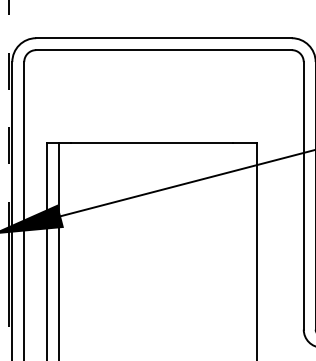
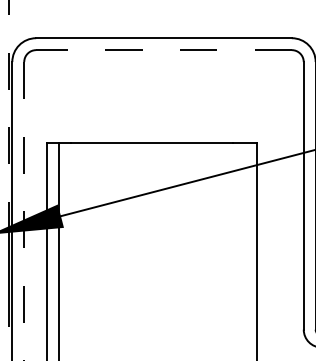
line: solid -> dashed (164, 50)
line: solid -> dashed (24, 211)
